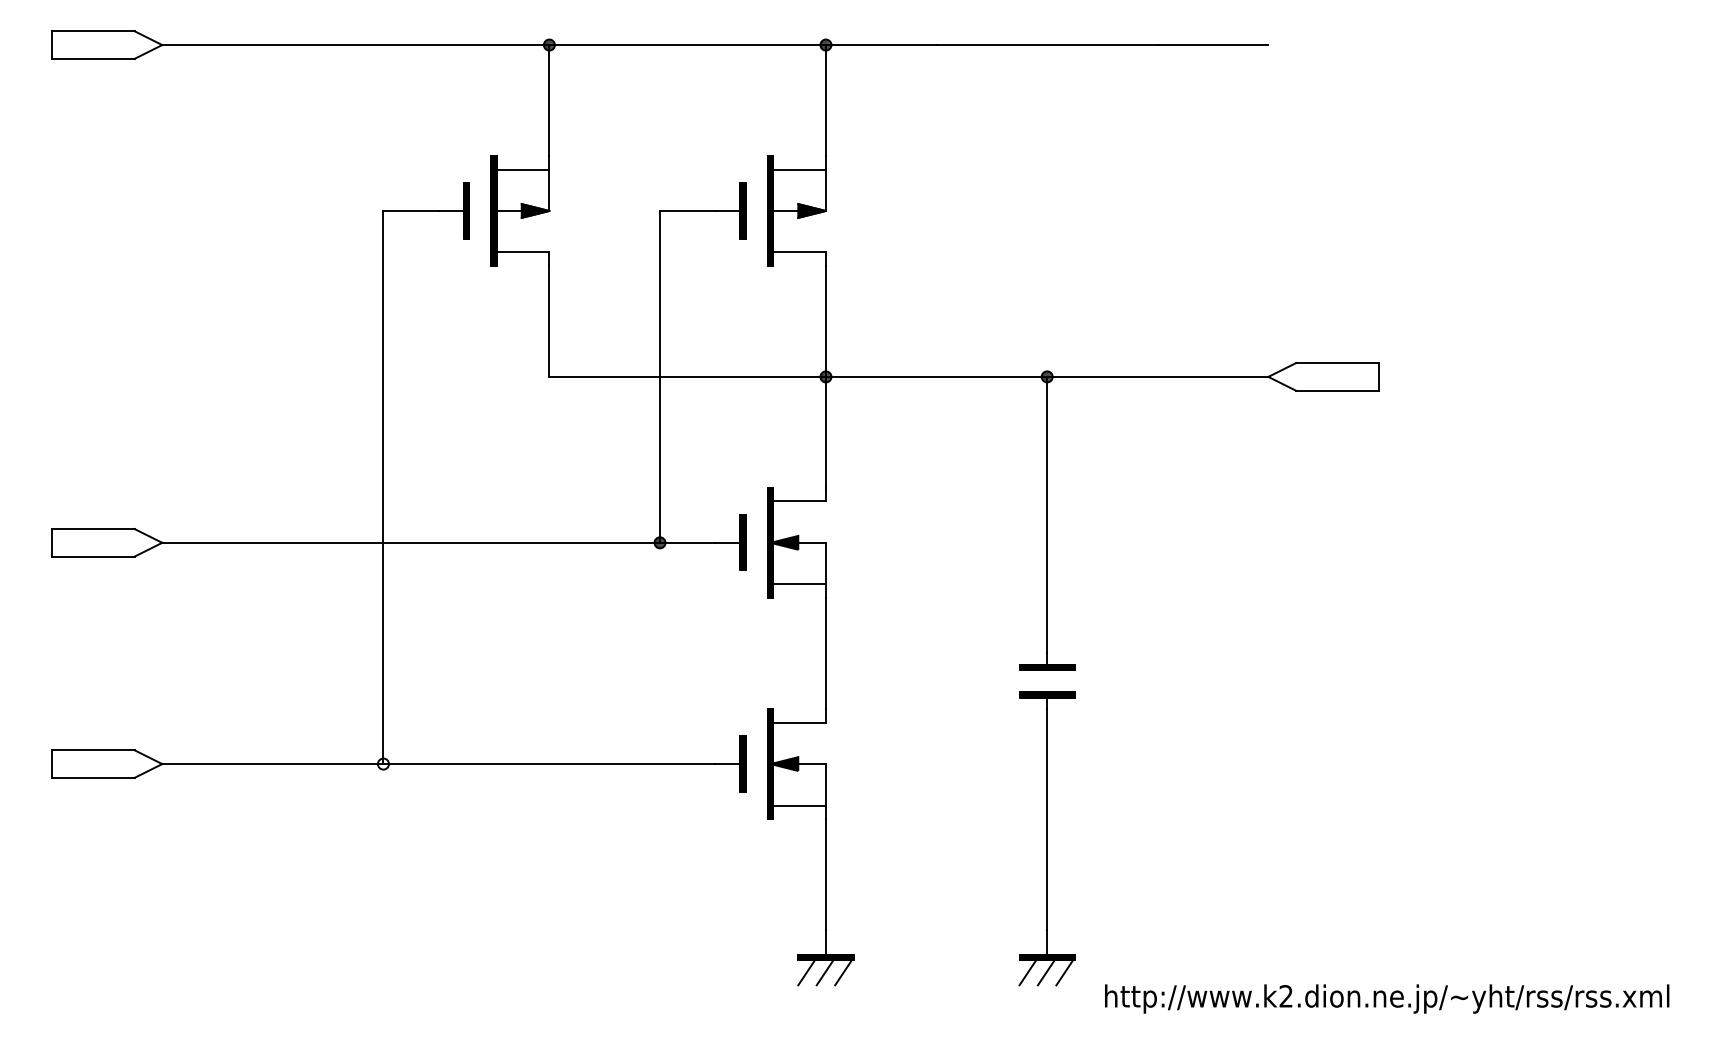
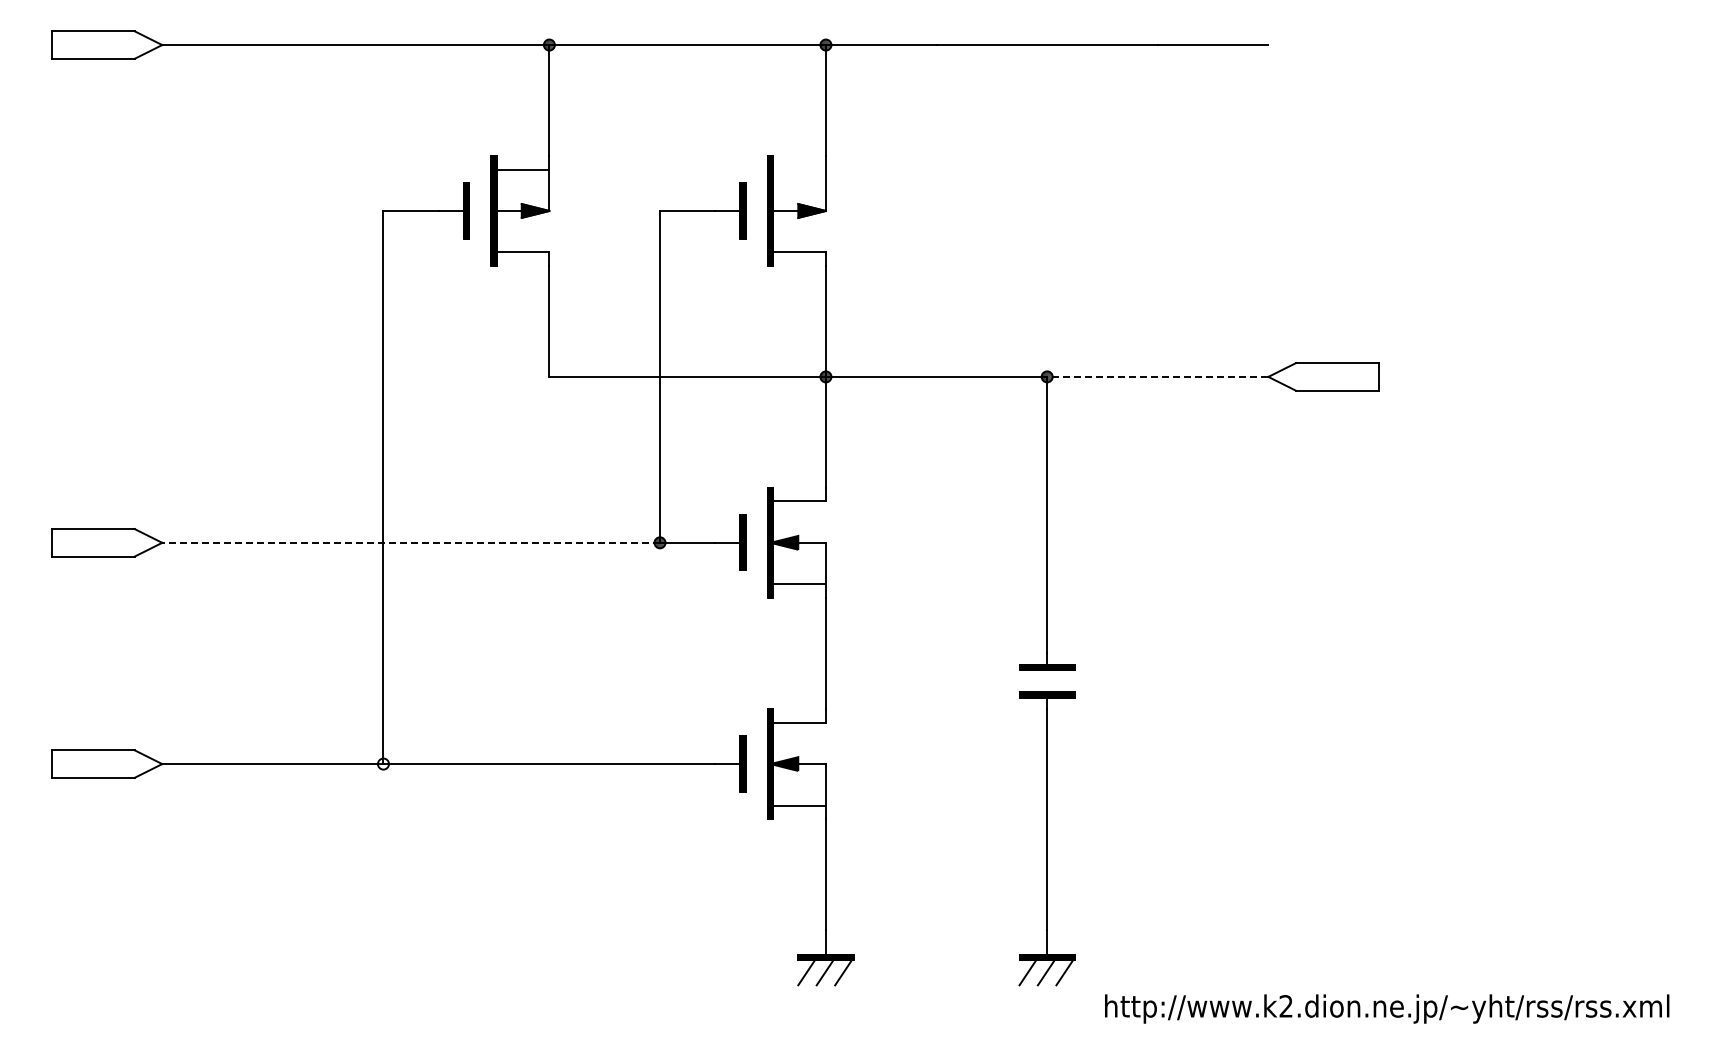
line: present -> none (797, 169)
line: solid -> dashed (1157, 376)
line: solid -> dashed (411, 542)
text position: (1387, 998) -> (1387, 1008) (1387, 1008)
